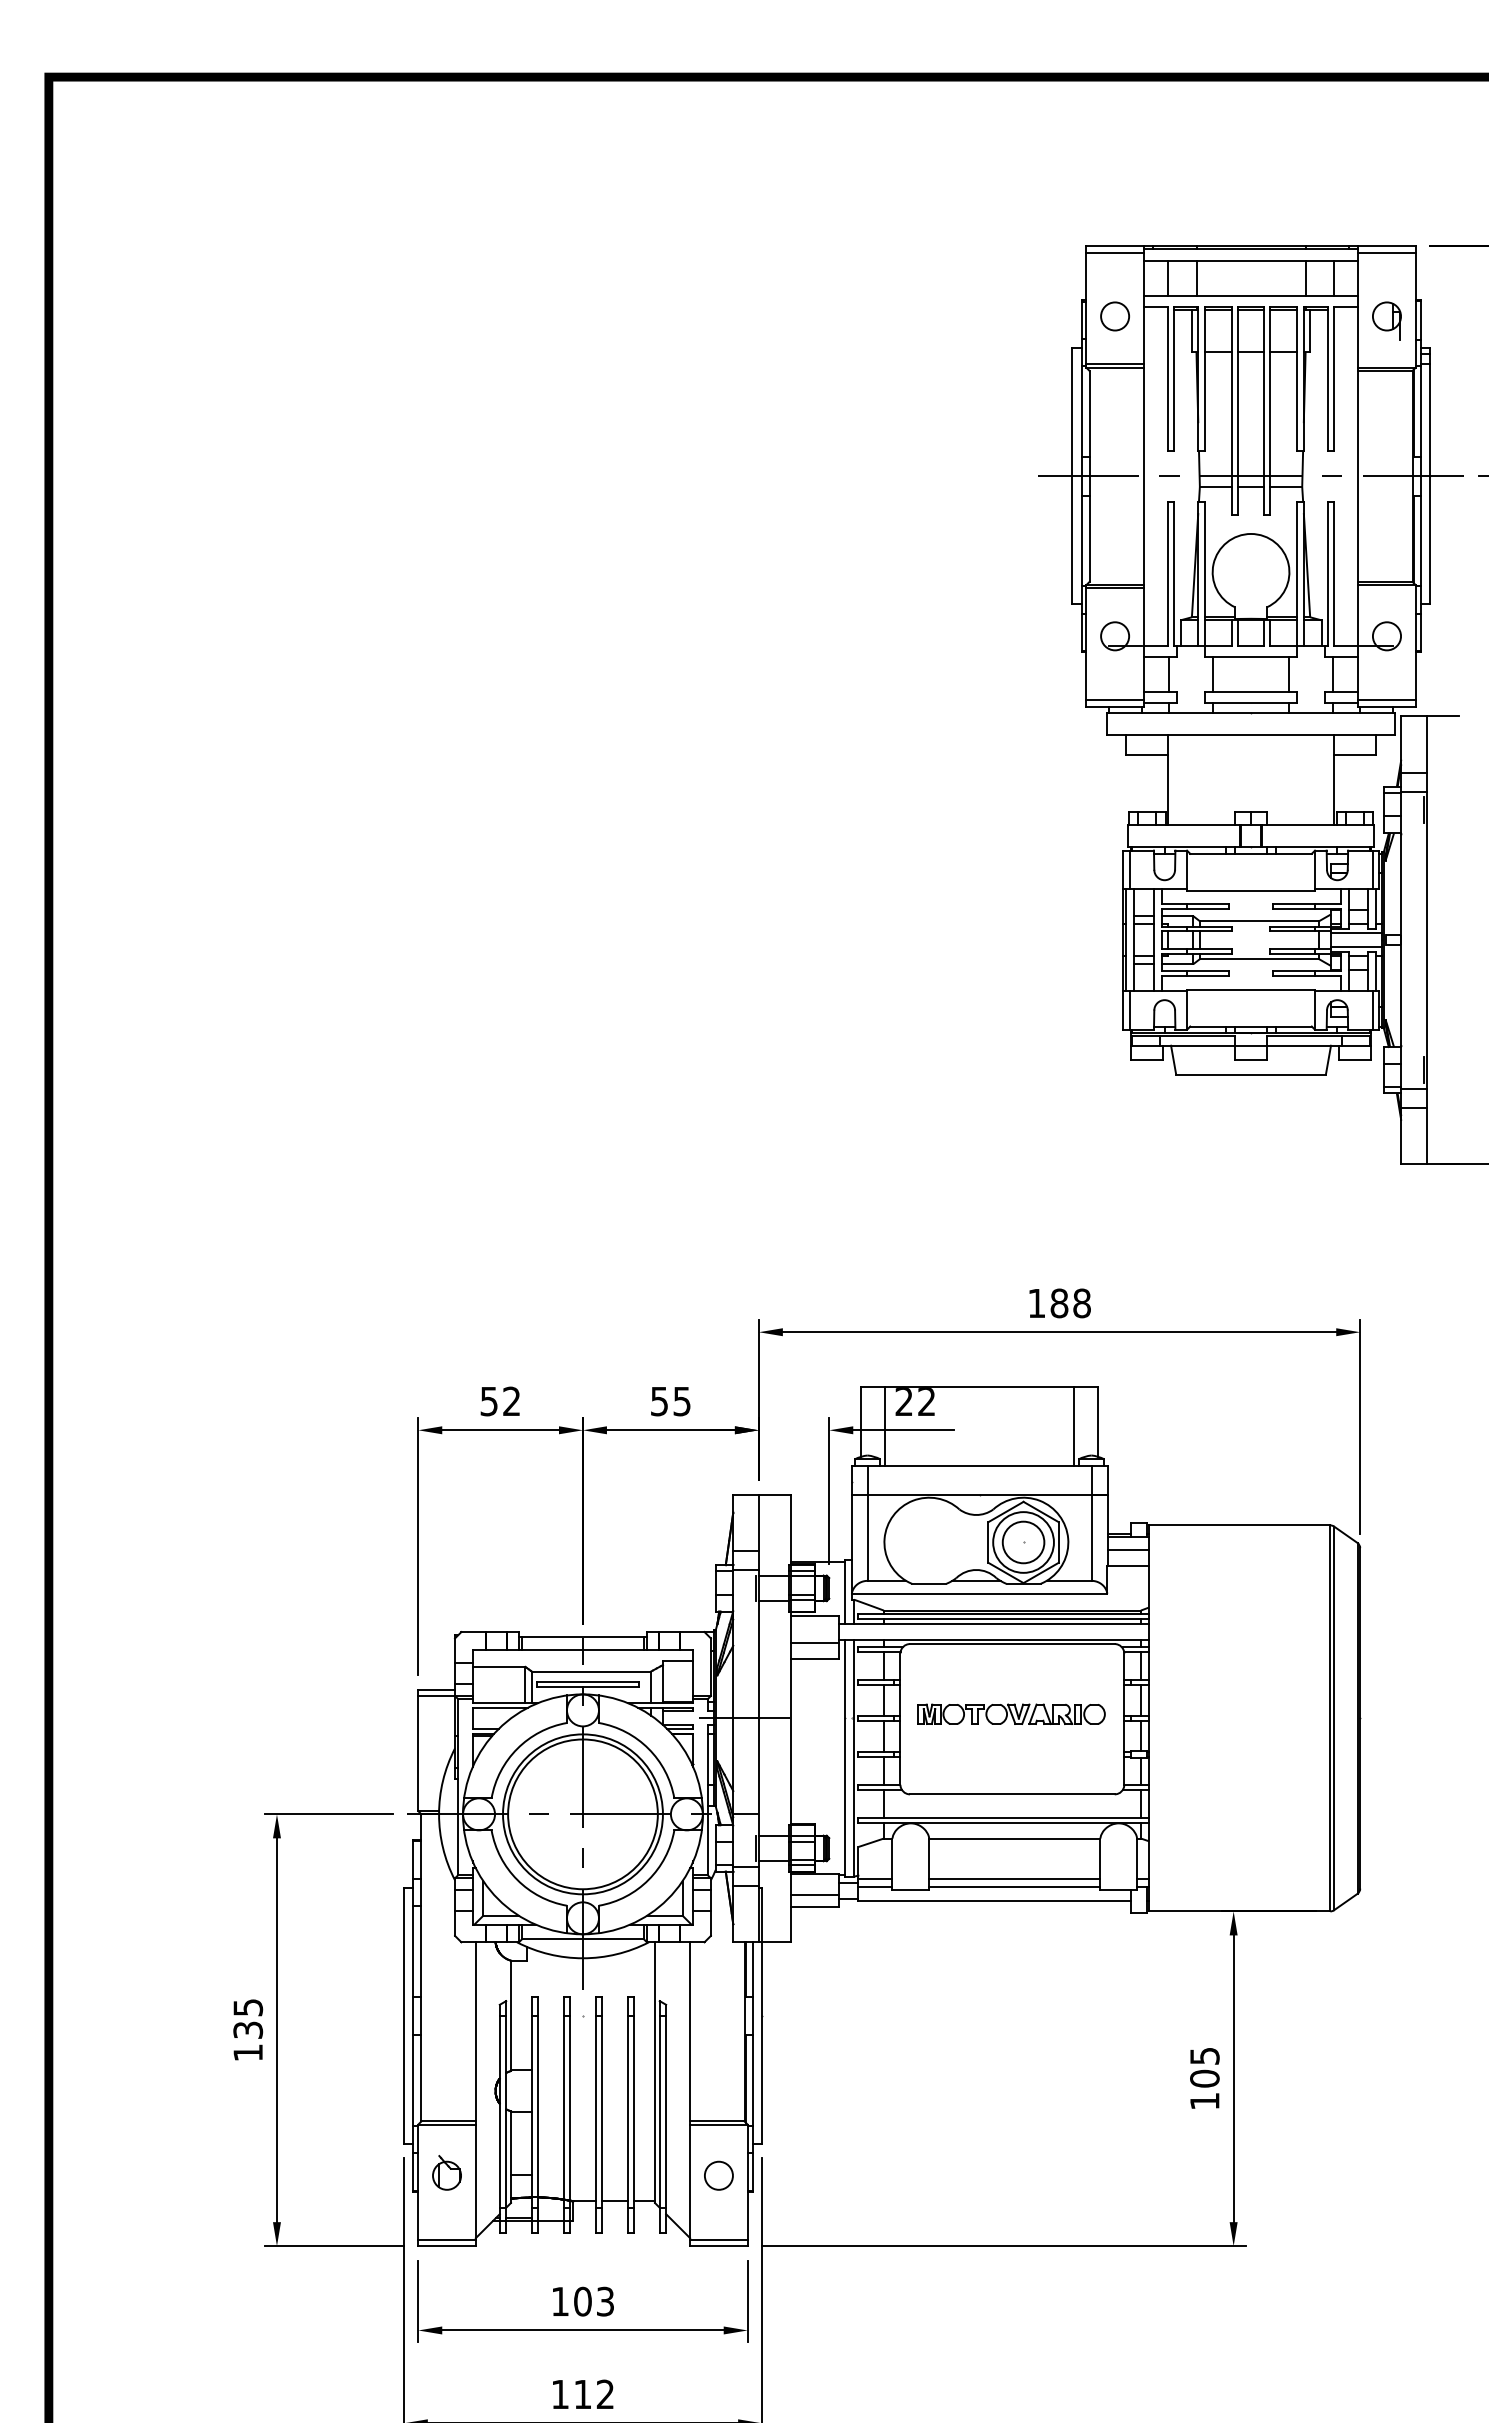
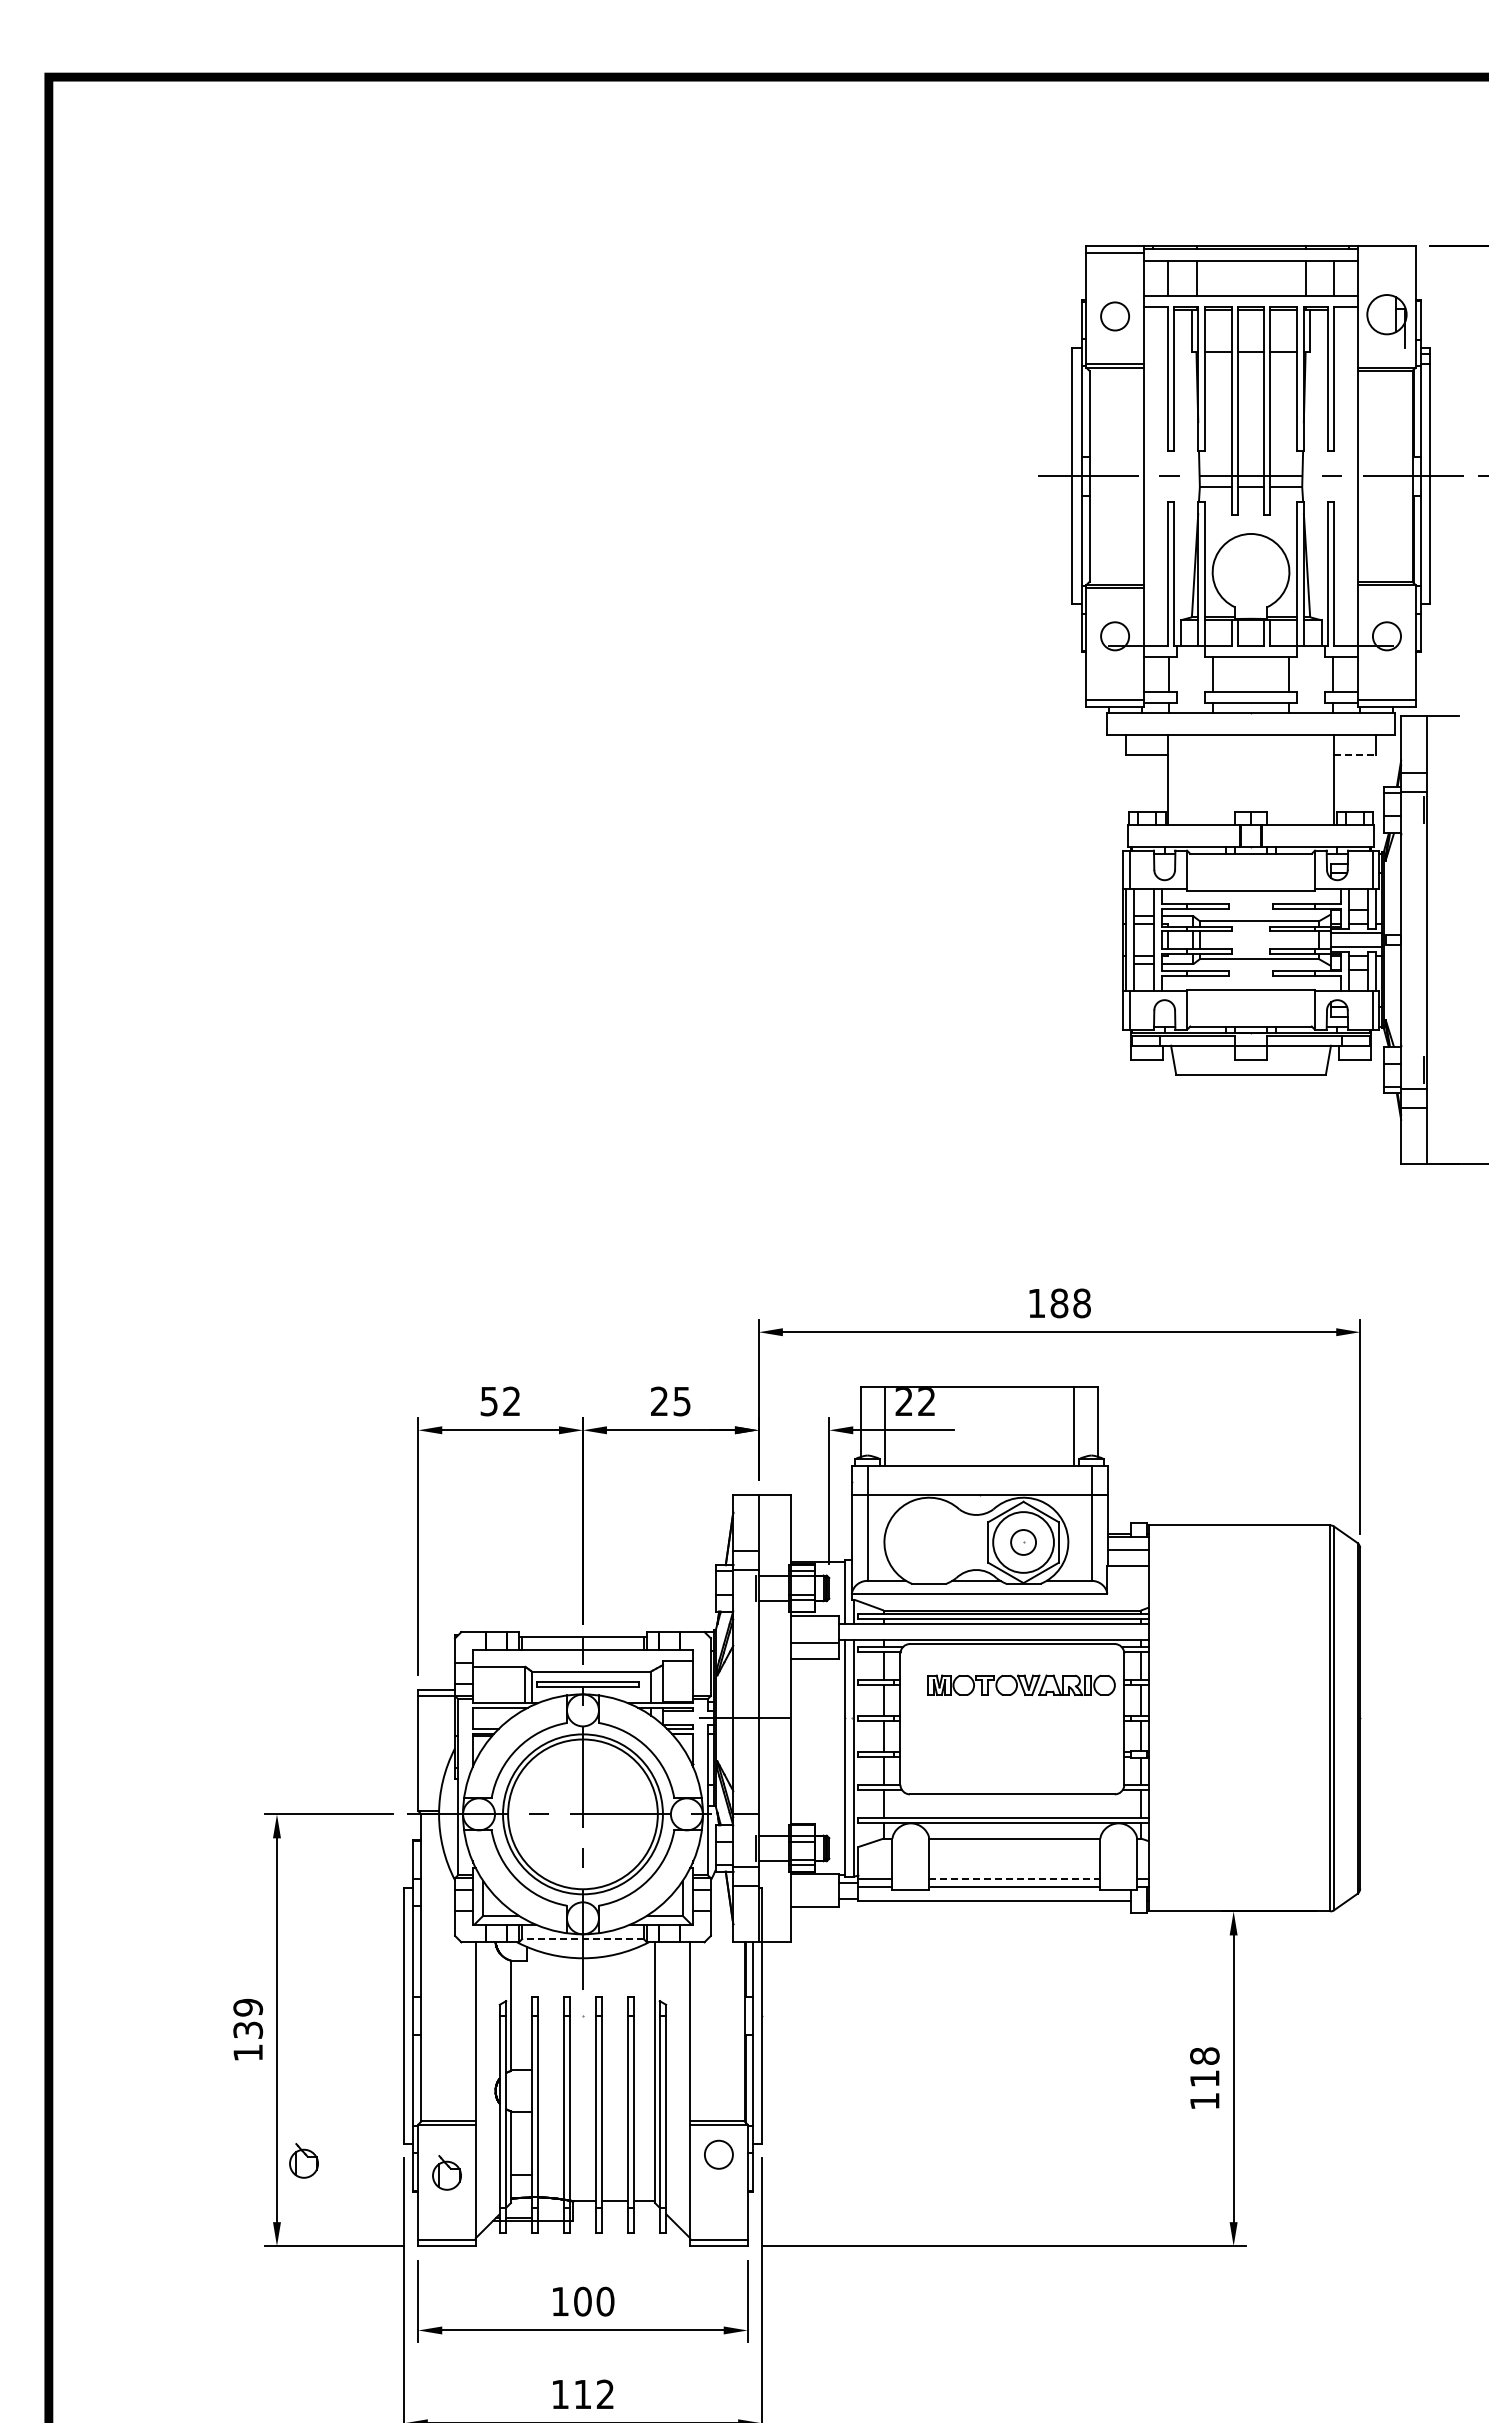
line: present -> none (1386, 252)
part size: 30x40 px -> 42x55 px (1386, 321)
line: solid -> dashed (1354, 754)
text: 55 -> 25 (659, 1401)
circle diameter: 42 px -> 25 px (1023, 1542)
part position: (1011, 1713) -> (1021, 1684) (1021, 1684)
line: solid -> dashed (1014, 1879)
line: present -> none (814, 1895)
line: solid -> dashed (582, 1939)
text: 135 -> 139 (247, 2007)
text: 105 -> 118 (1204, 2067)
part: none -> present (303, 2160)
circle position: (718, 2175) -> (718, 2154) (718, 2154)
text: 103 -> 100 (605, 2301)
